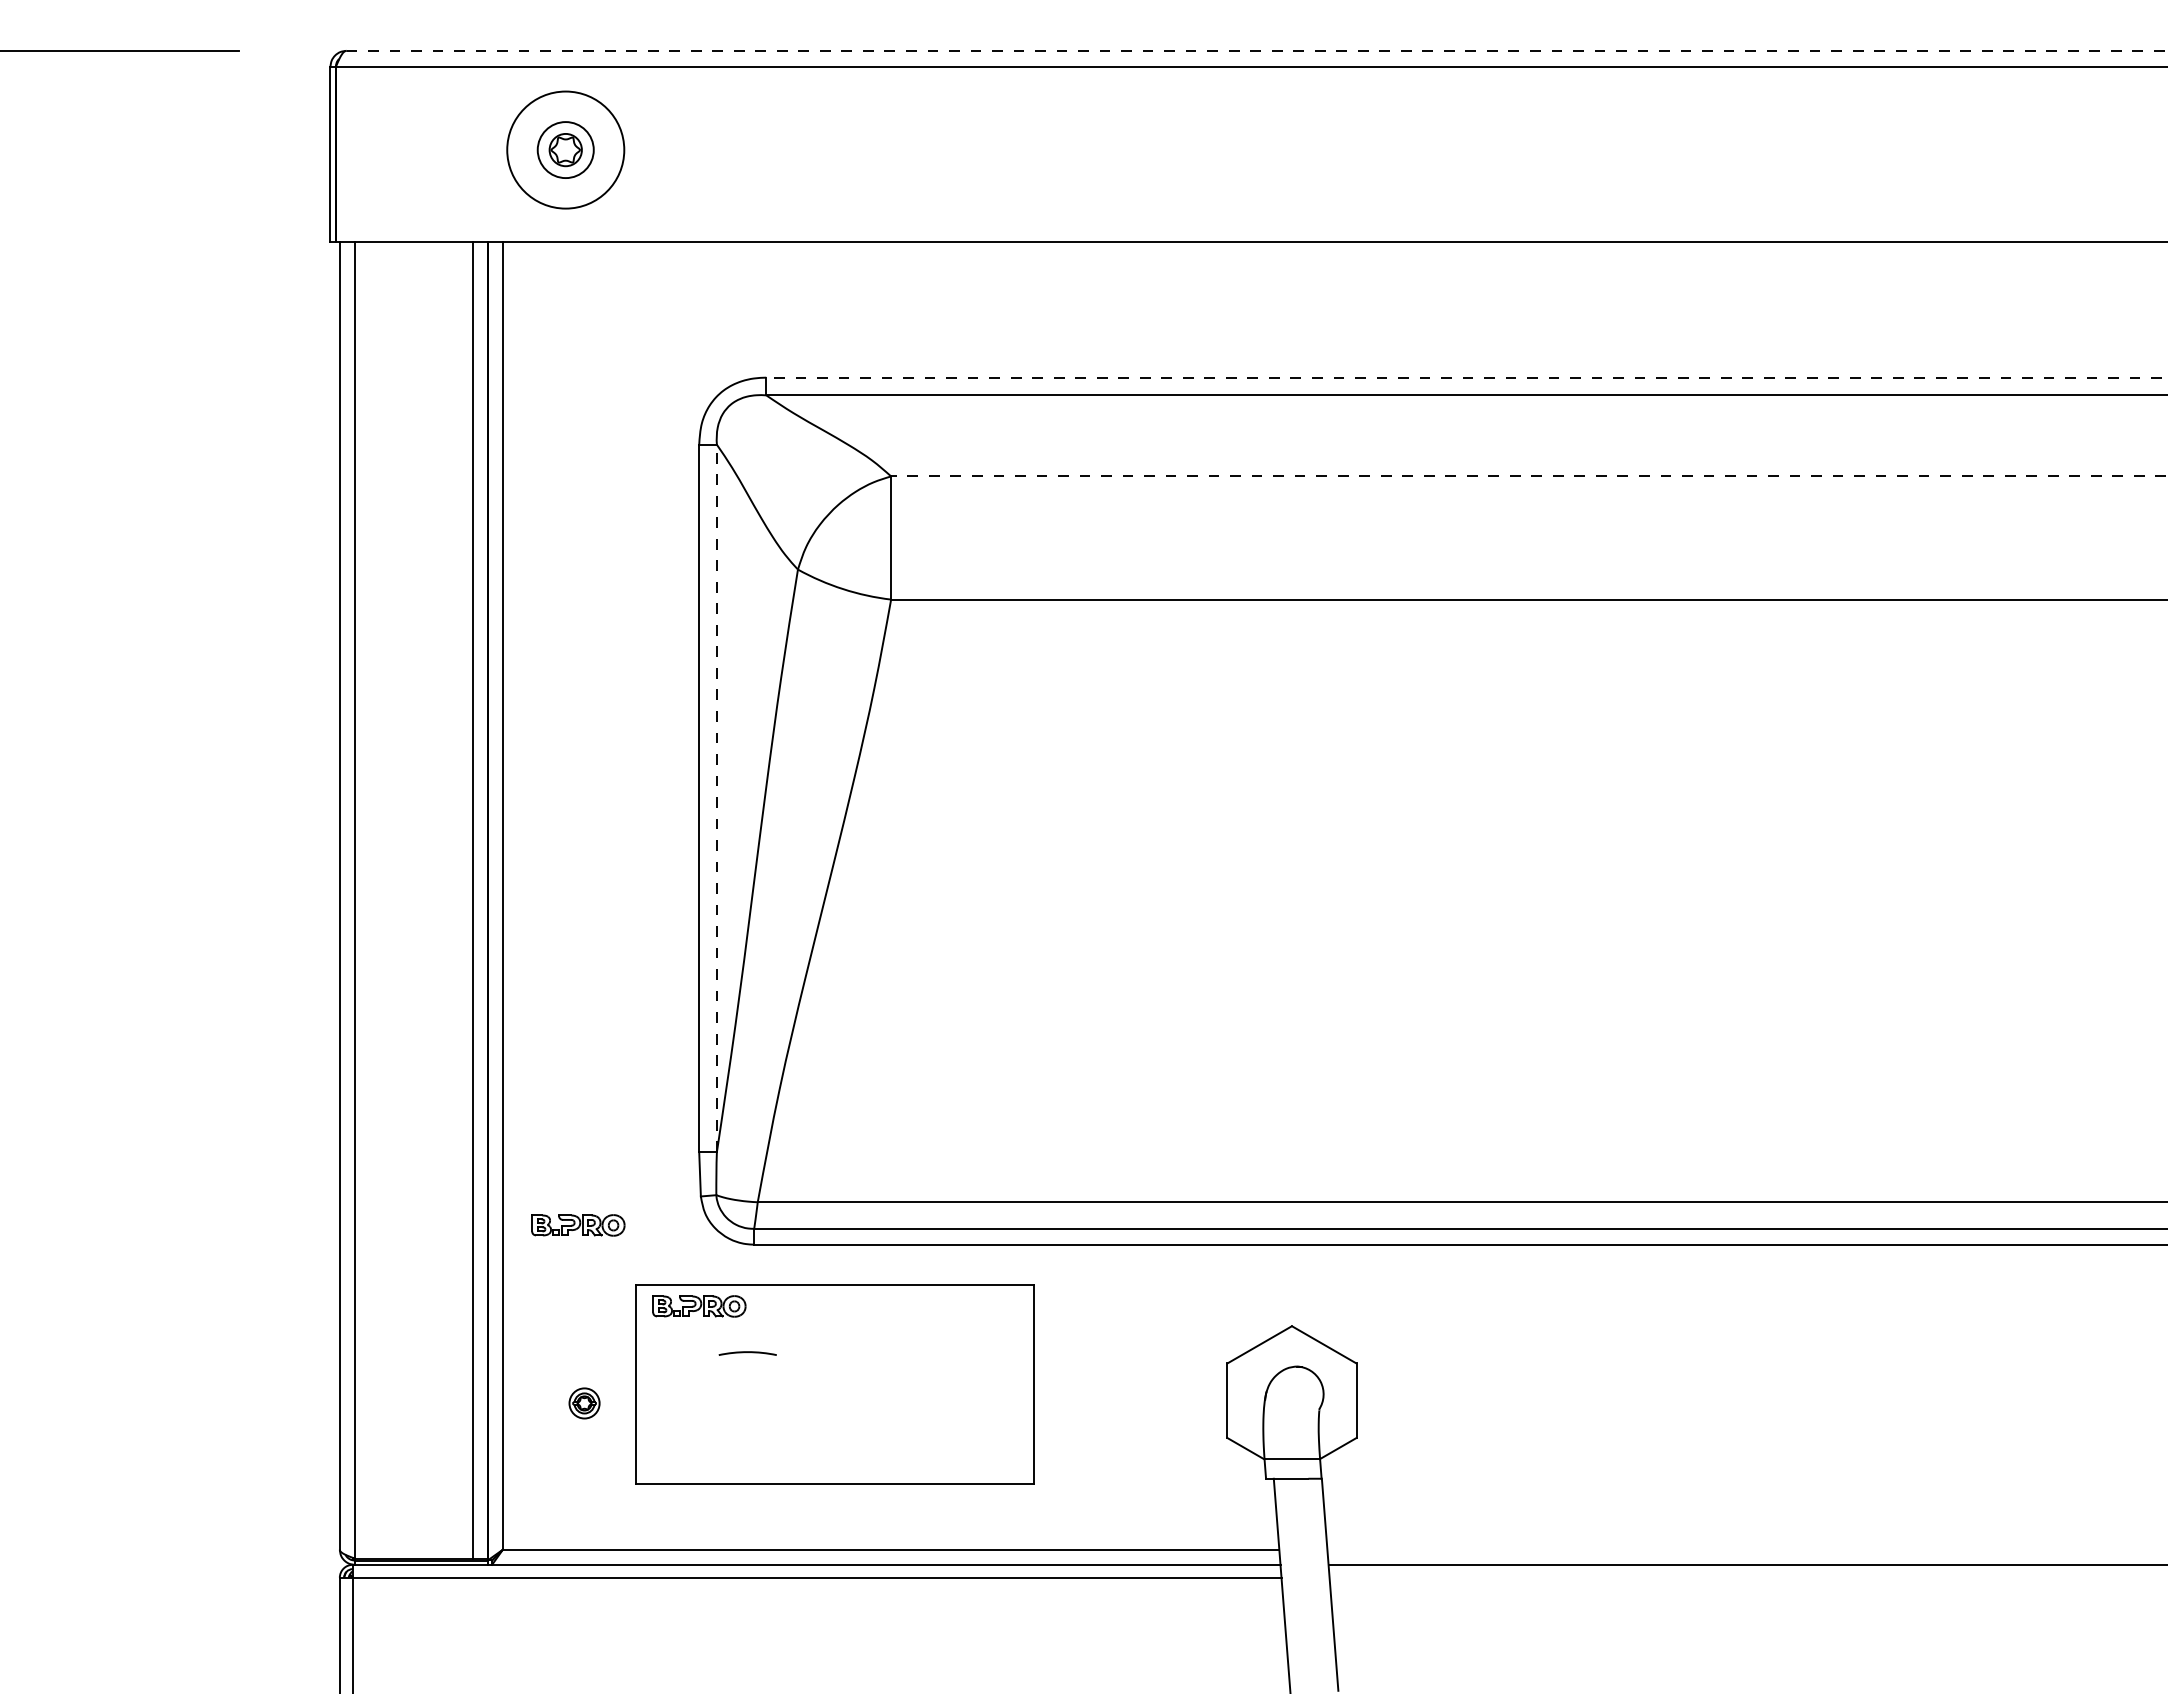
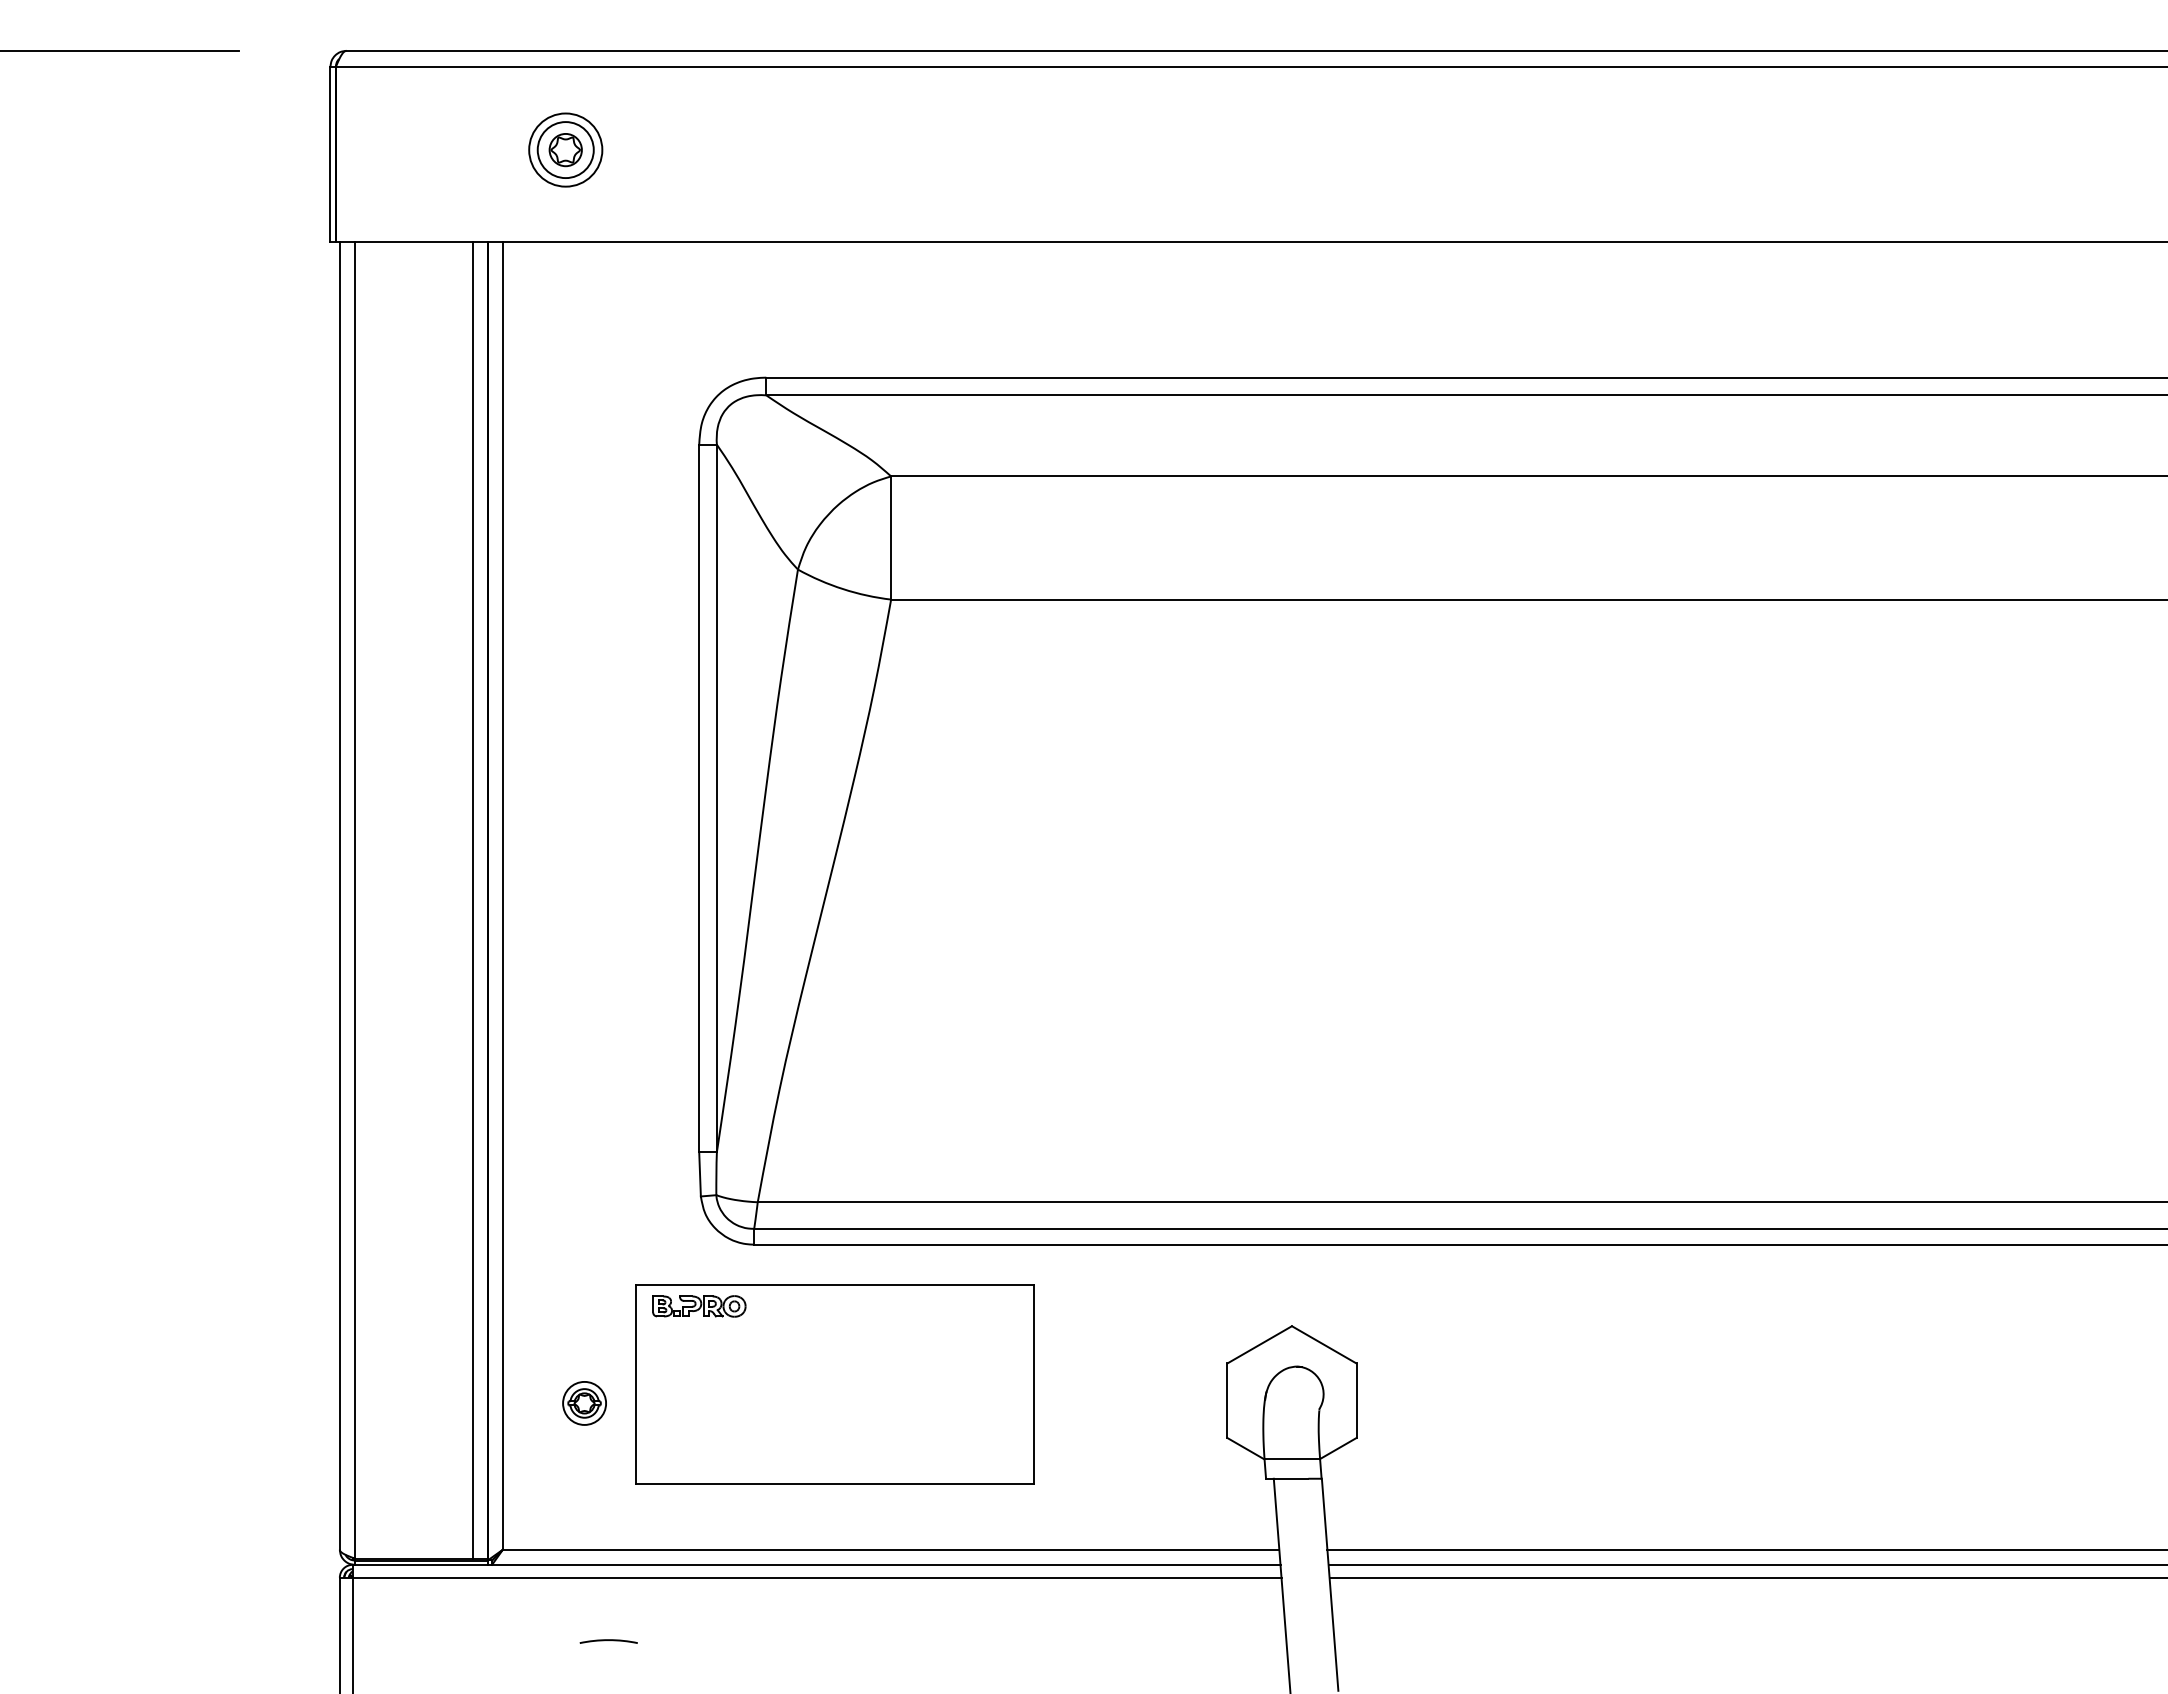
line: dashed -> solid (1257, 50)
circle diameter: 117 px -> 73 px (565, 149)
line: dashed -> solid (1466, 377)
line: dashed -> solid (1528, 476)
line: dashed -> solid (716, 798)
part: present -> none (578, 1225)
arc position: (747, 1352) -> (608, 1640) (608, 1640)
part size: 33x33 px -> 45x45 px (584, 1403)
line: none -> present (1745, 1549)
line: none -> present (1746, 1577)
